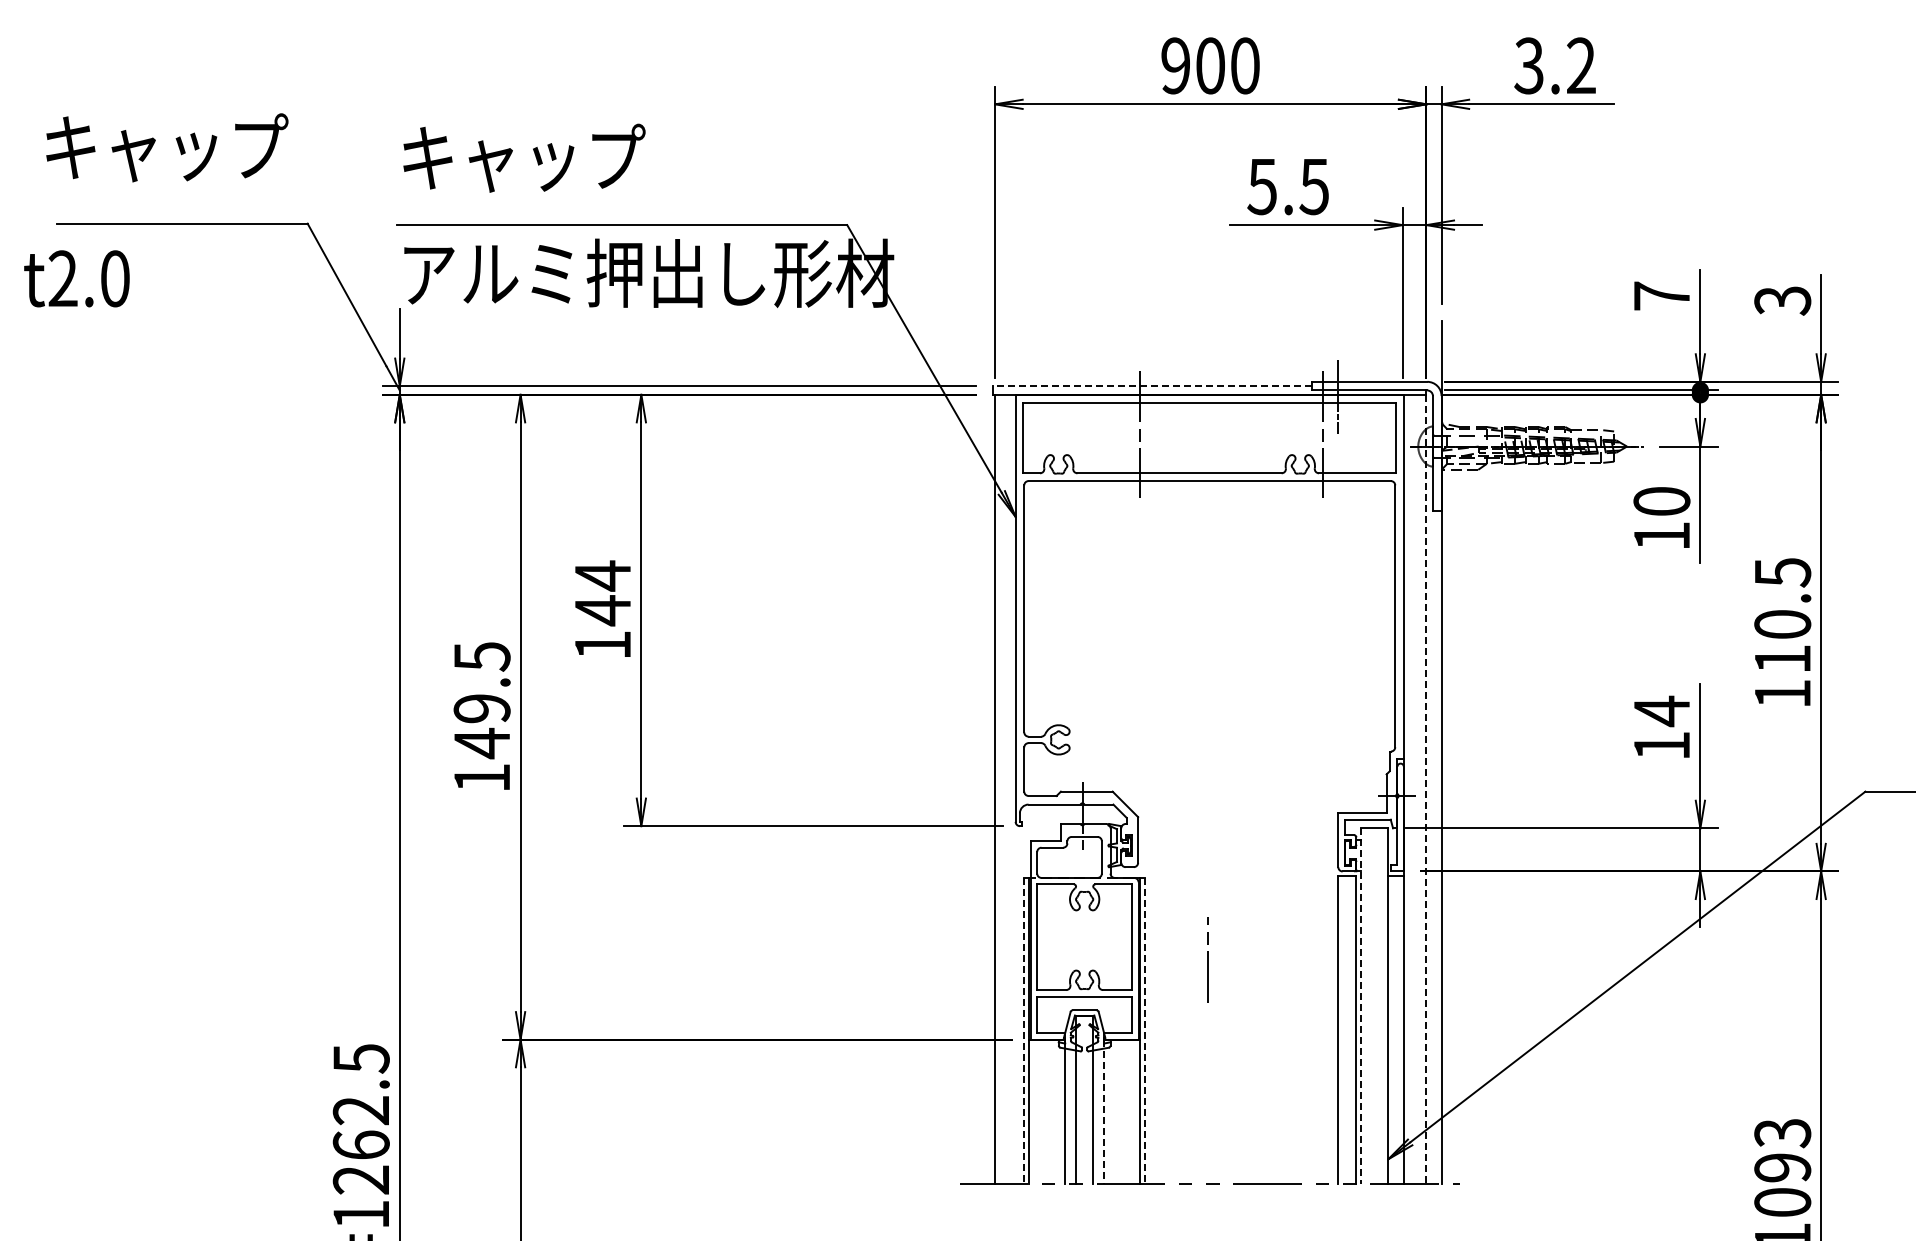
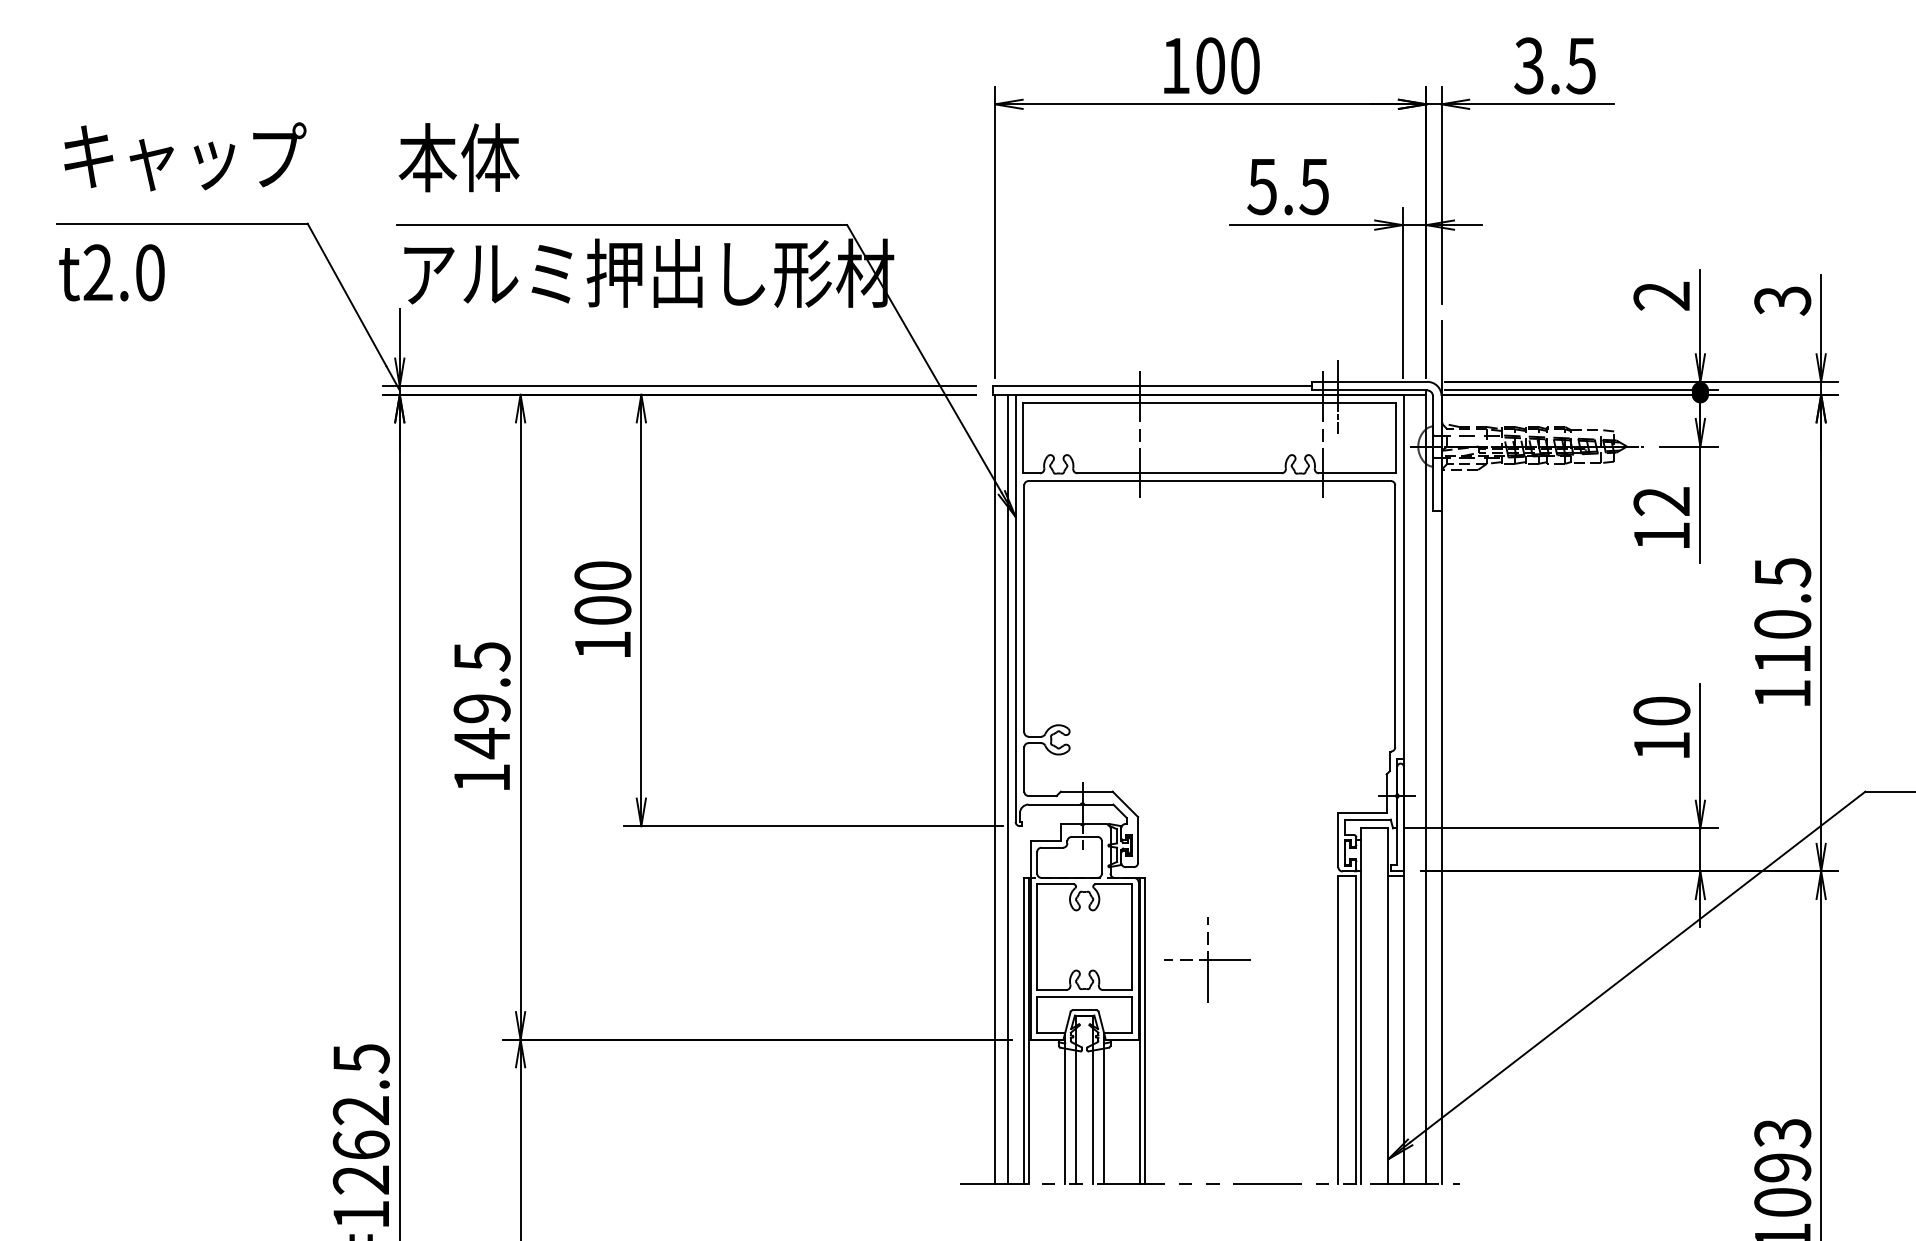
text: 900 -> 100 (1175, 65)
text: 3.2 -> 3.5 (1580, 65)
text position: (167, 147) -> (185, 156) (185, 156)
text: キャップ -> 本体 (521, 157)
text position: (76, 278) -> (111, 272) (111, 272)
text: 7 -> 2 (1661, 295)
line: dashed -> solid (1152, 386)
text: 10 -> 12 (1661, 501)
text: 144 -> 100 (602, 593)
text: 14 -> 10 (1661, 711)
line: none -> present (1008, 789)
line: dashed -> solid (1426, 789)
line: none -> present (1207, 959)
line: dashed -> solid (1360, 1006)
line: dashed -> solid (1024, 1031)
line: dashed -> solid (1145, 1031)
line: dashed -> solid (1104, 1112)
